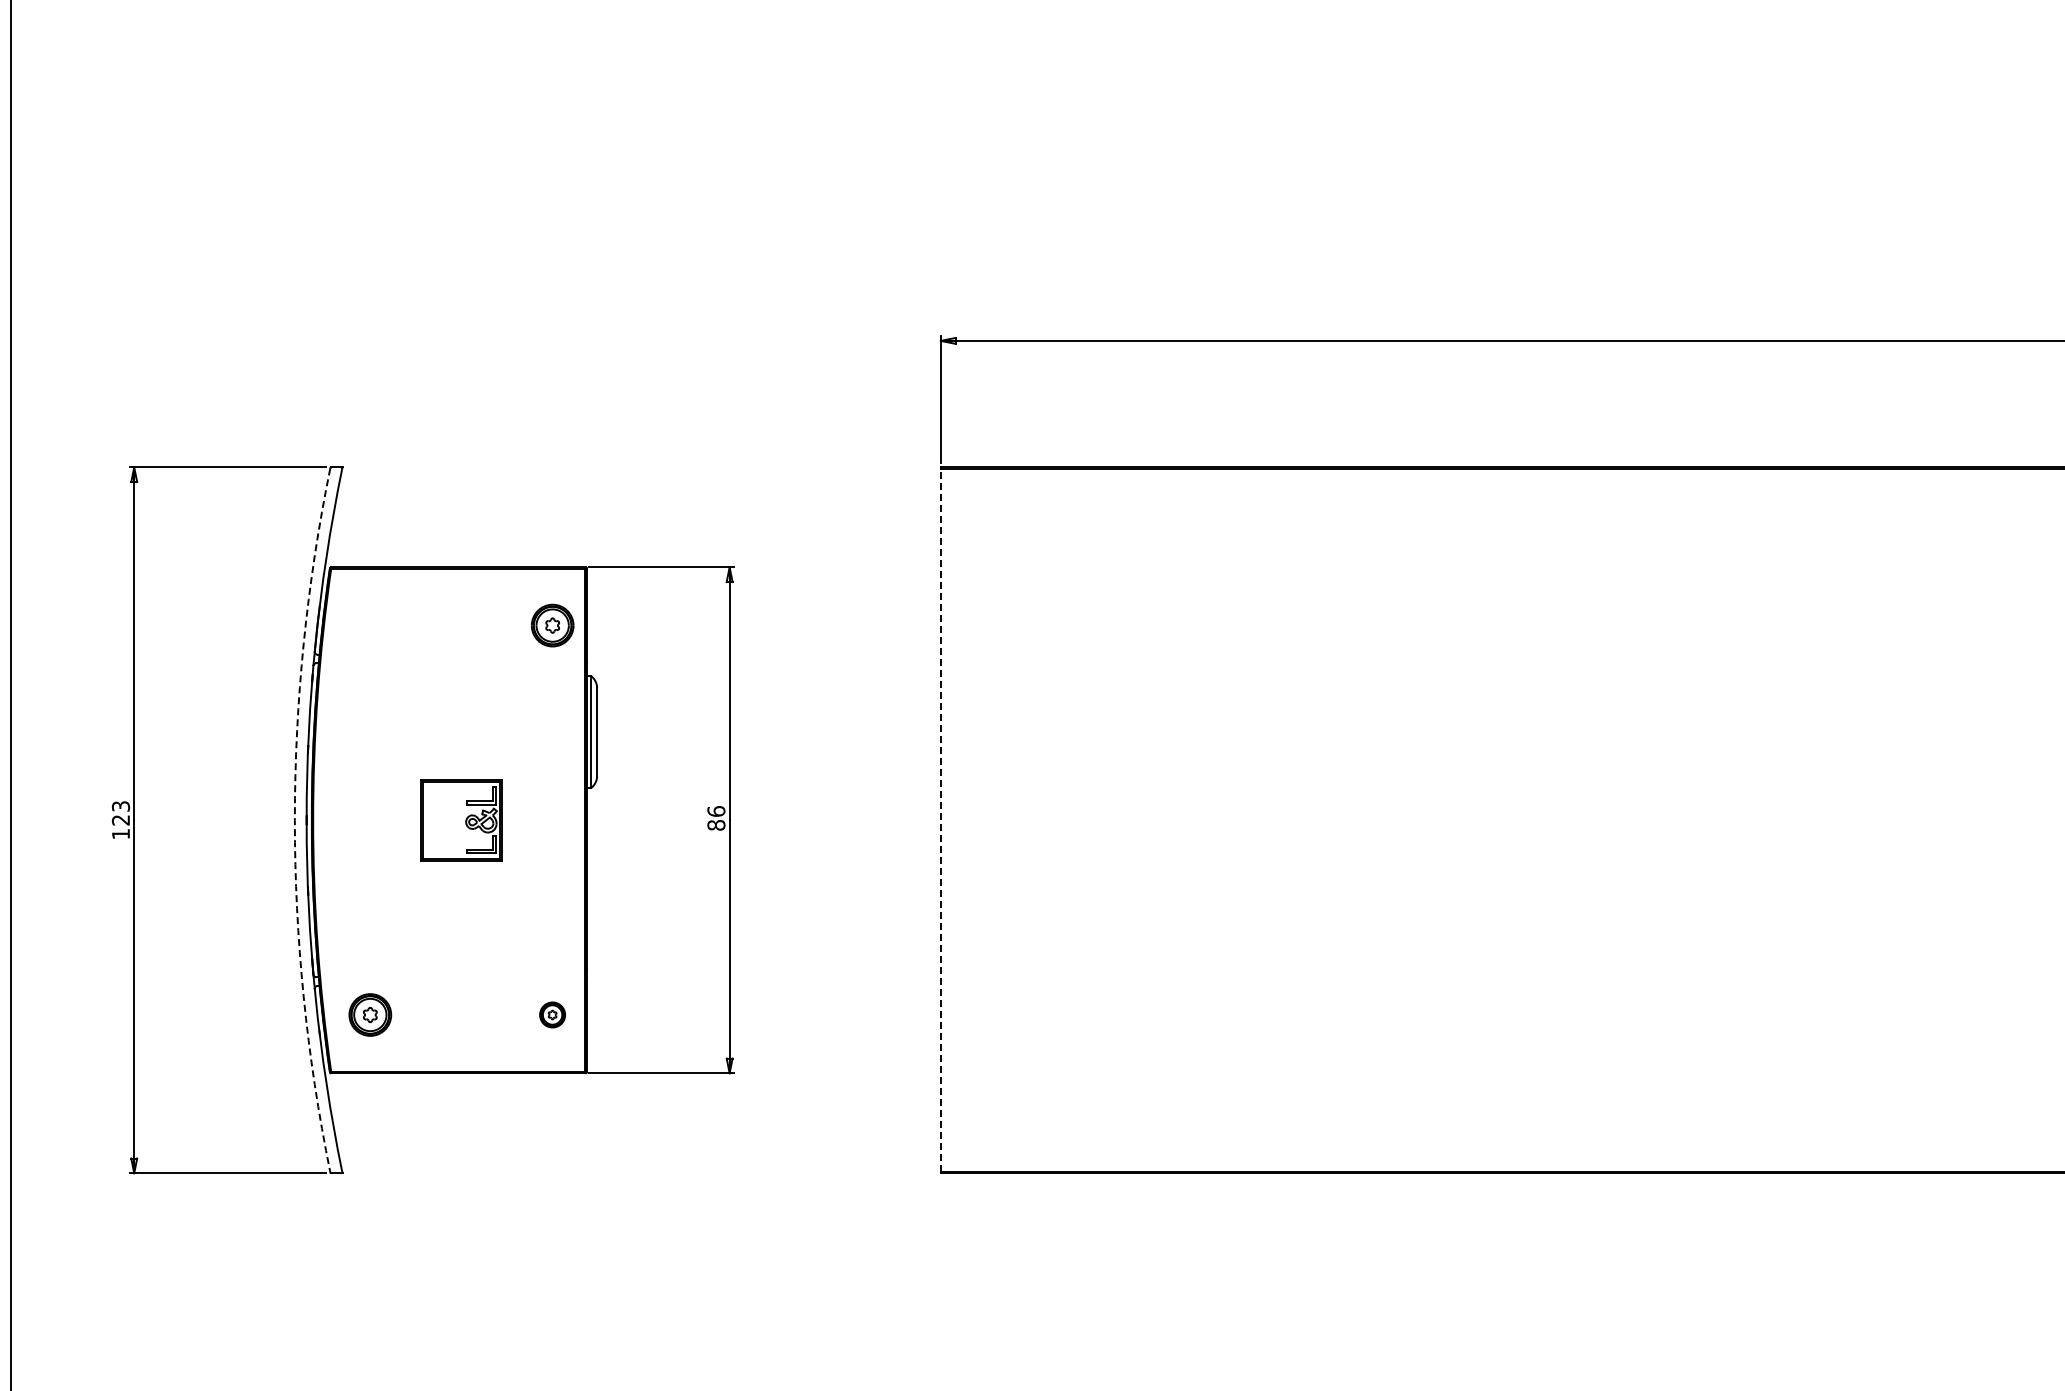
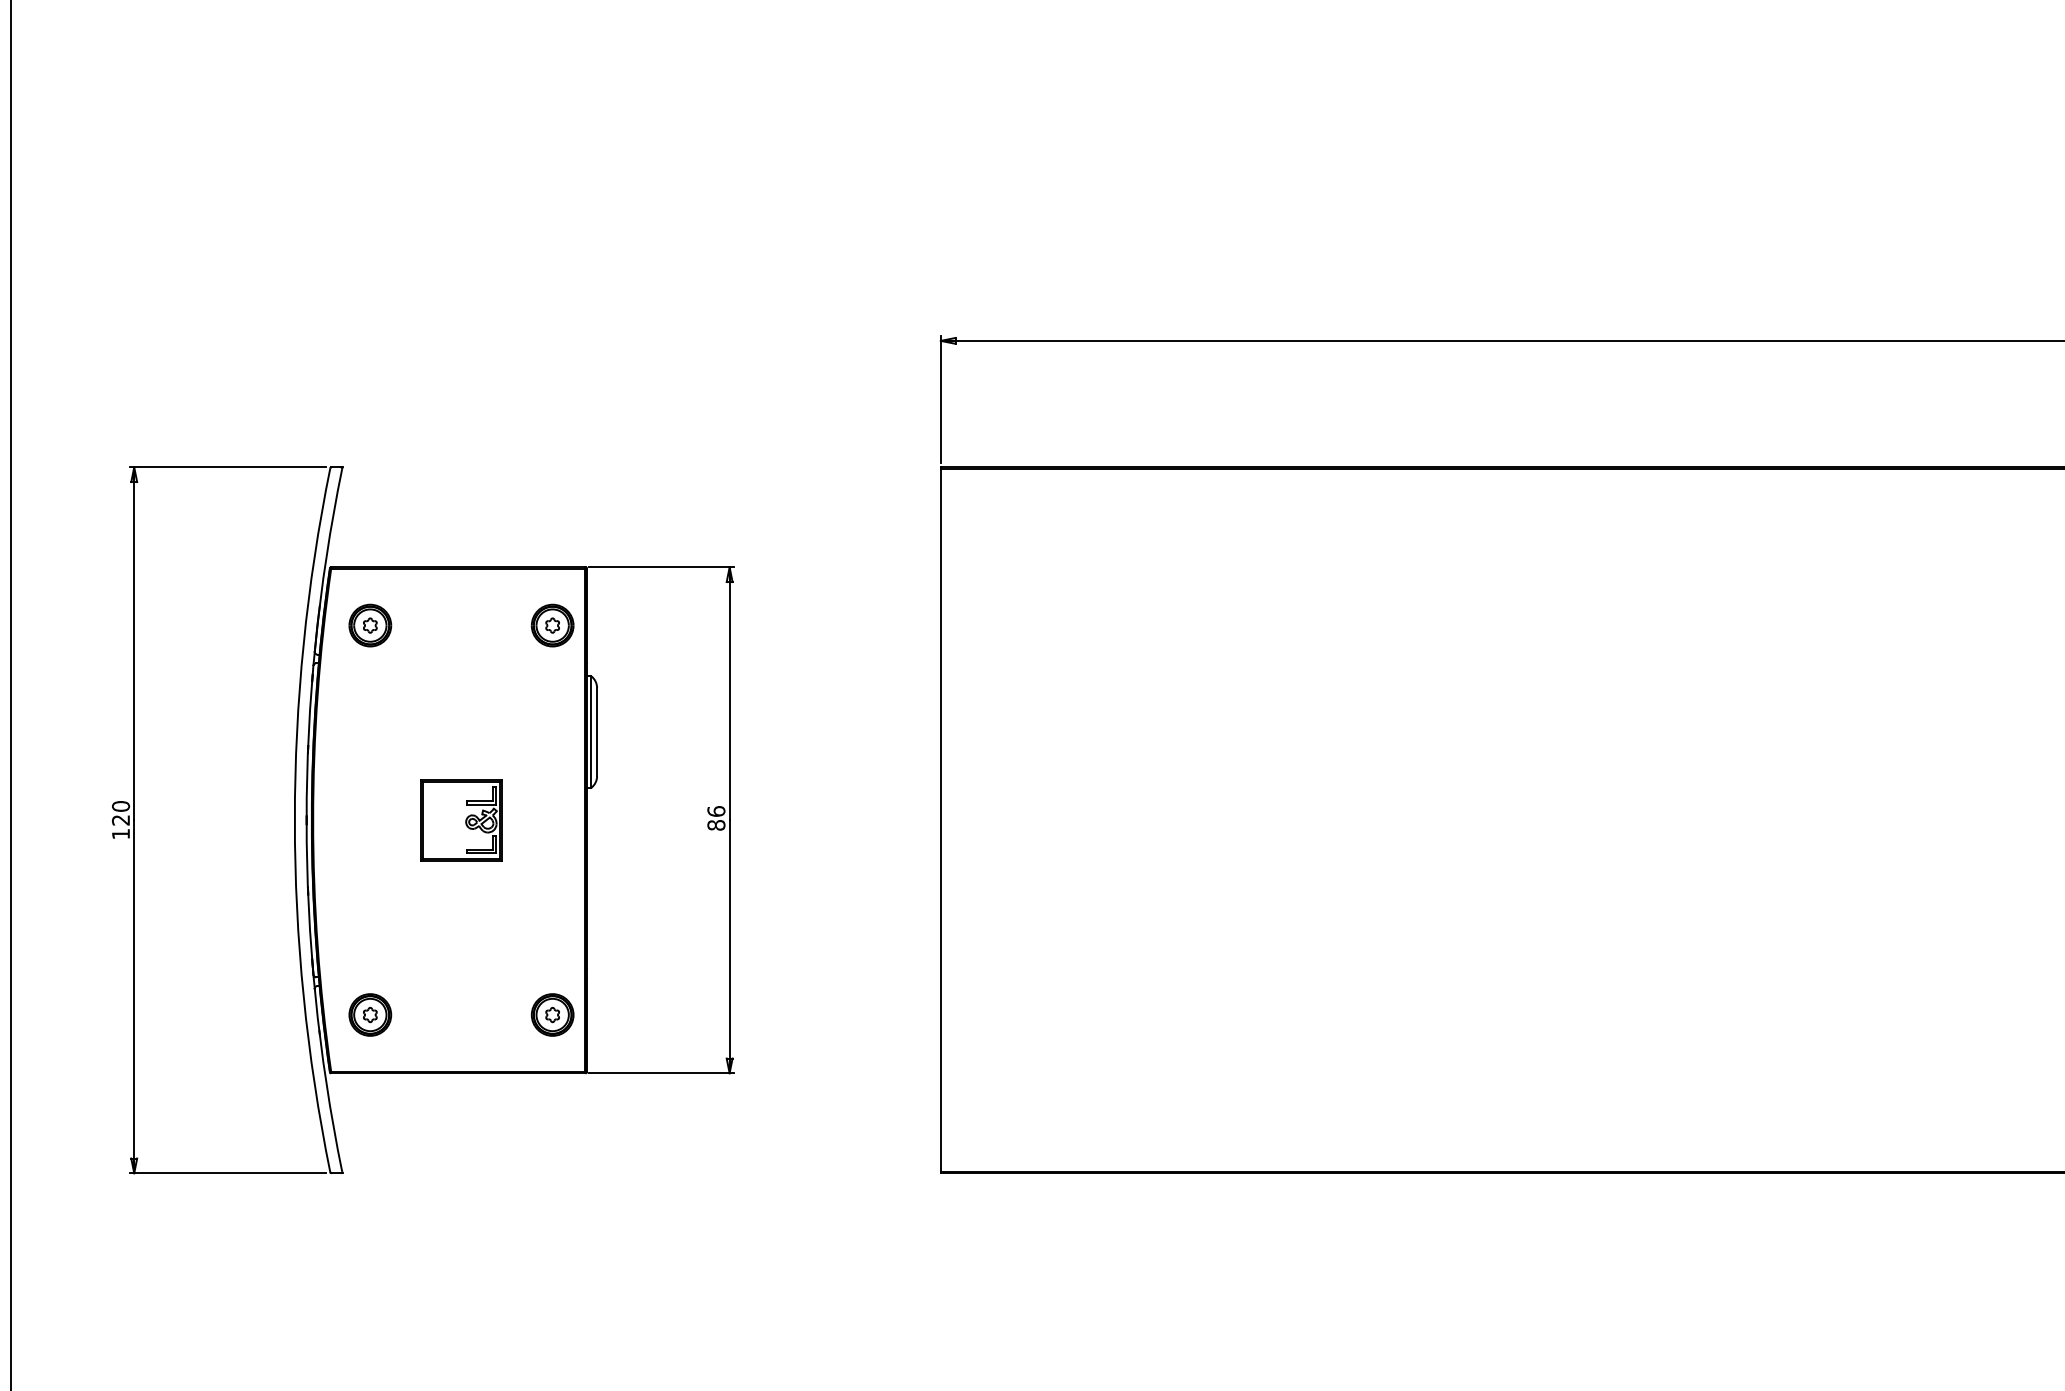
part: none -> present (370, 625)
text: 123 -> 120 (121, 806)
arc: dashed -> solid (294, 820)
line: dashed -> solid (940, 820)
part size: 27x28 px -> 45x44 px (552, 1014)
